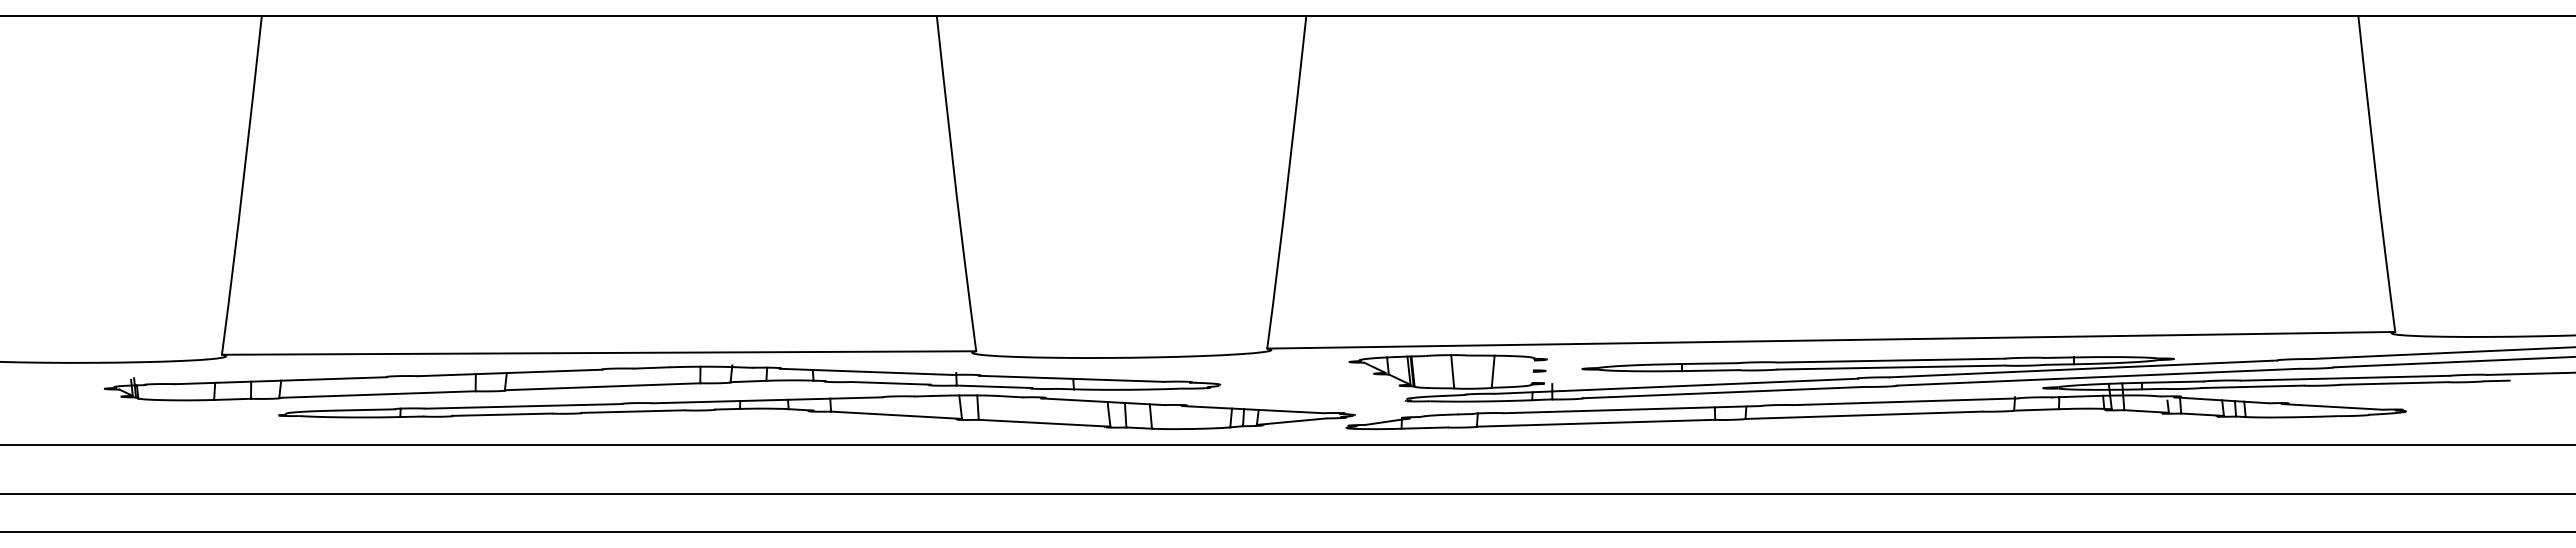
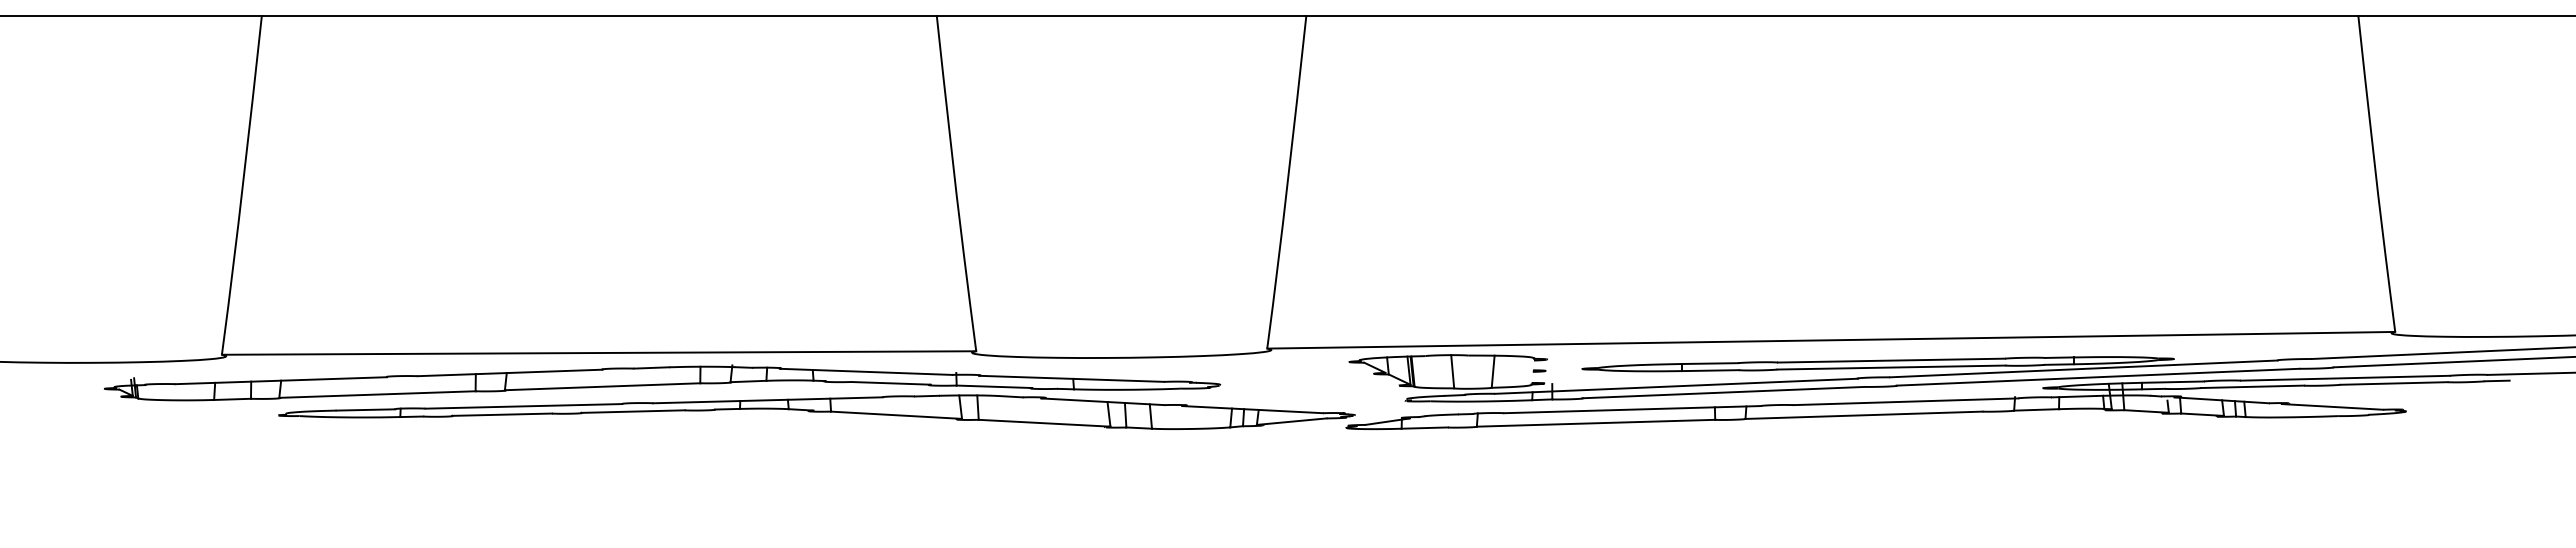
line: present -> none (1287, 444)
line: present -> none (1287, 493)
line: present -> none (1287, 531)
